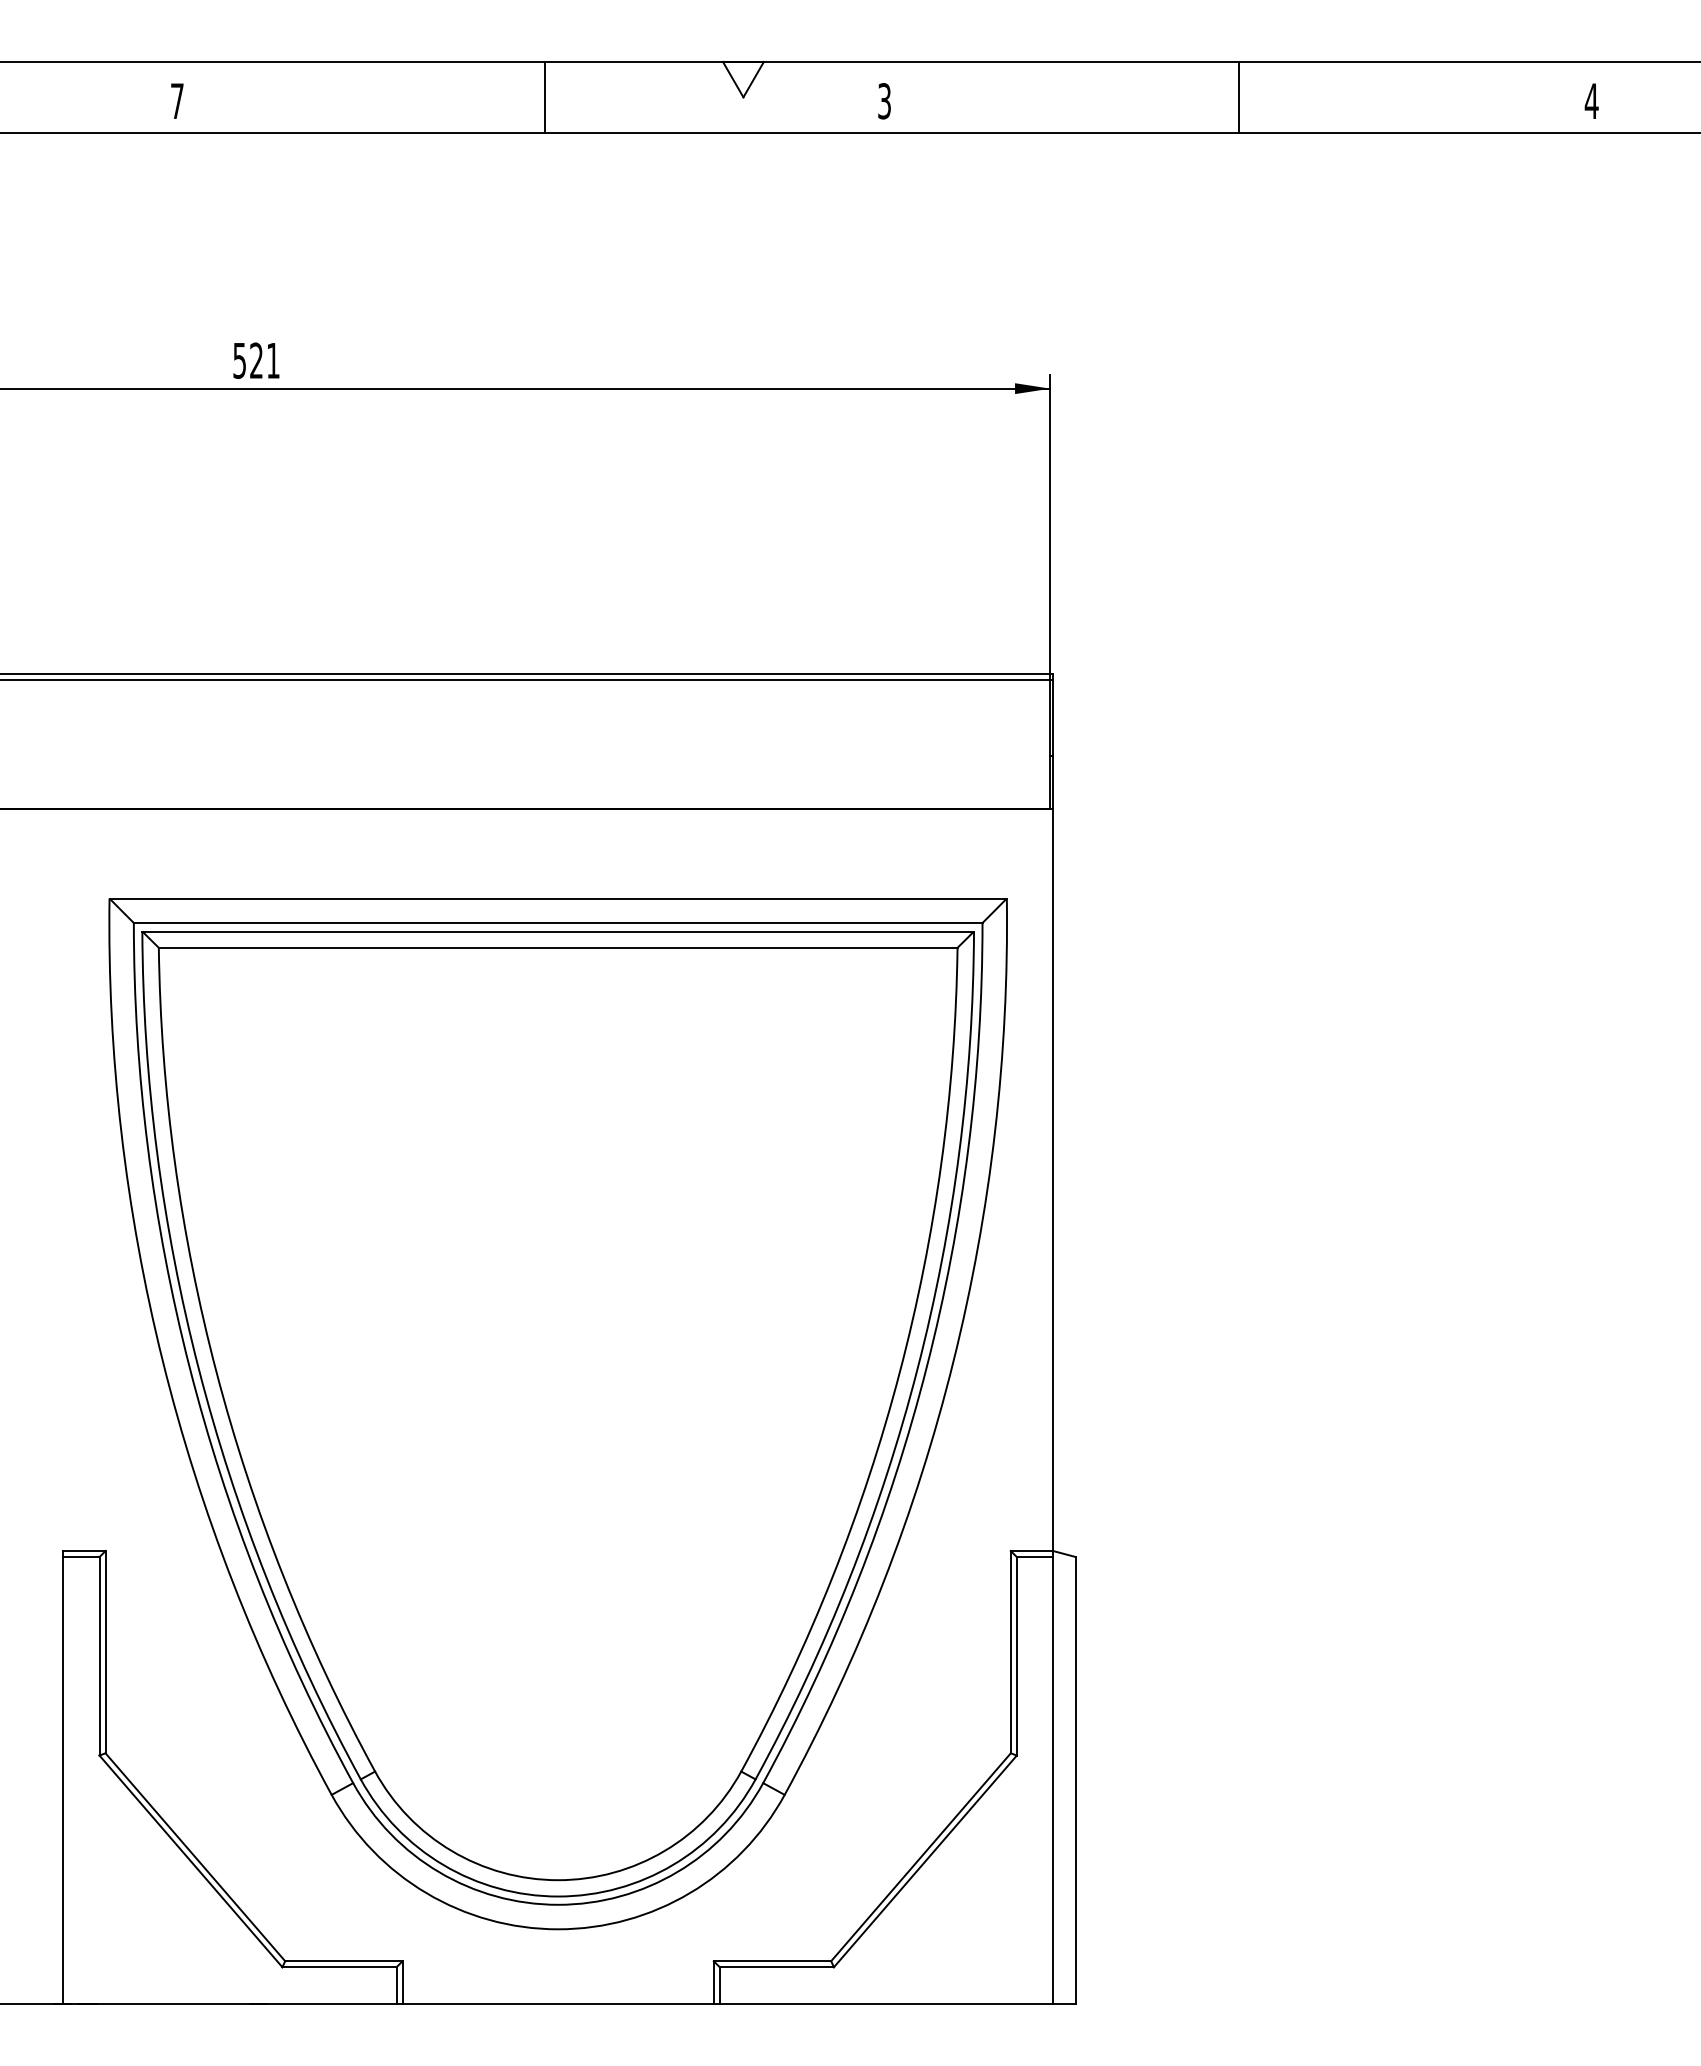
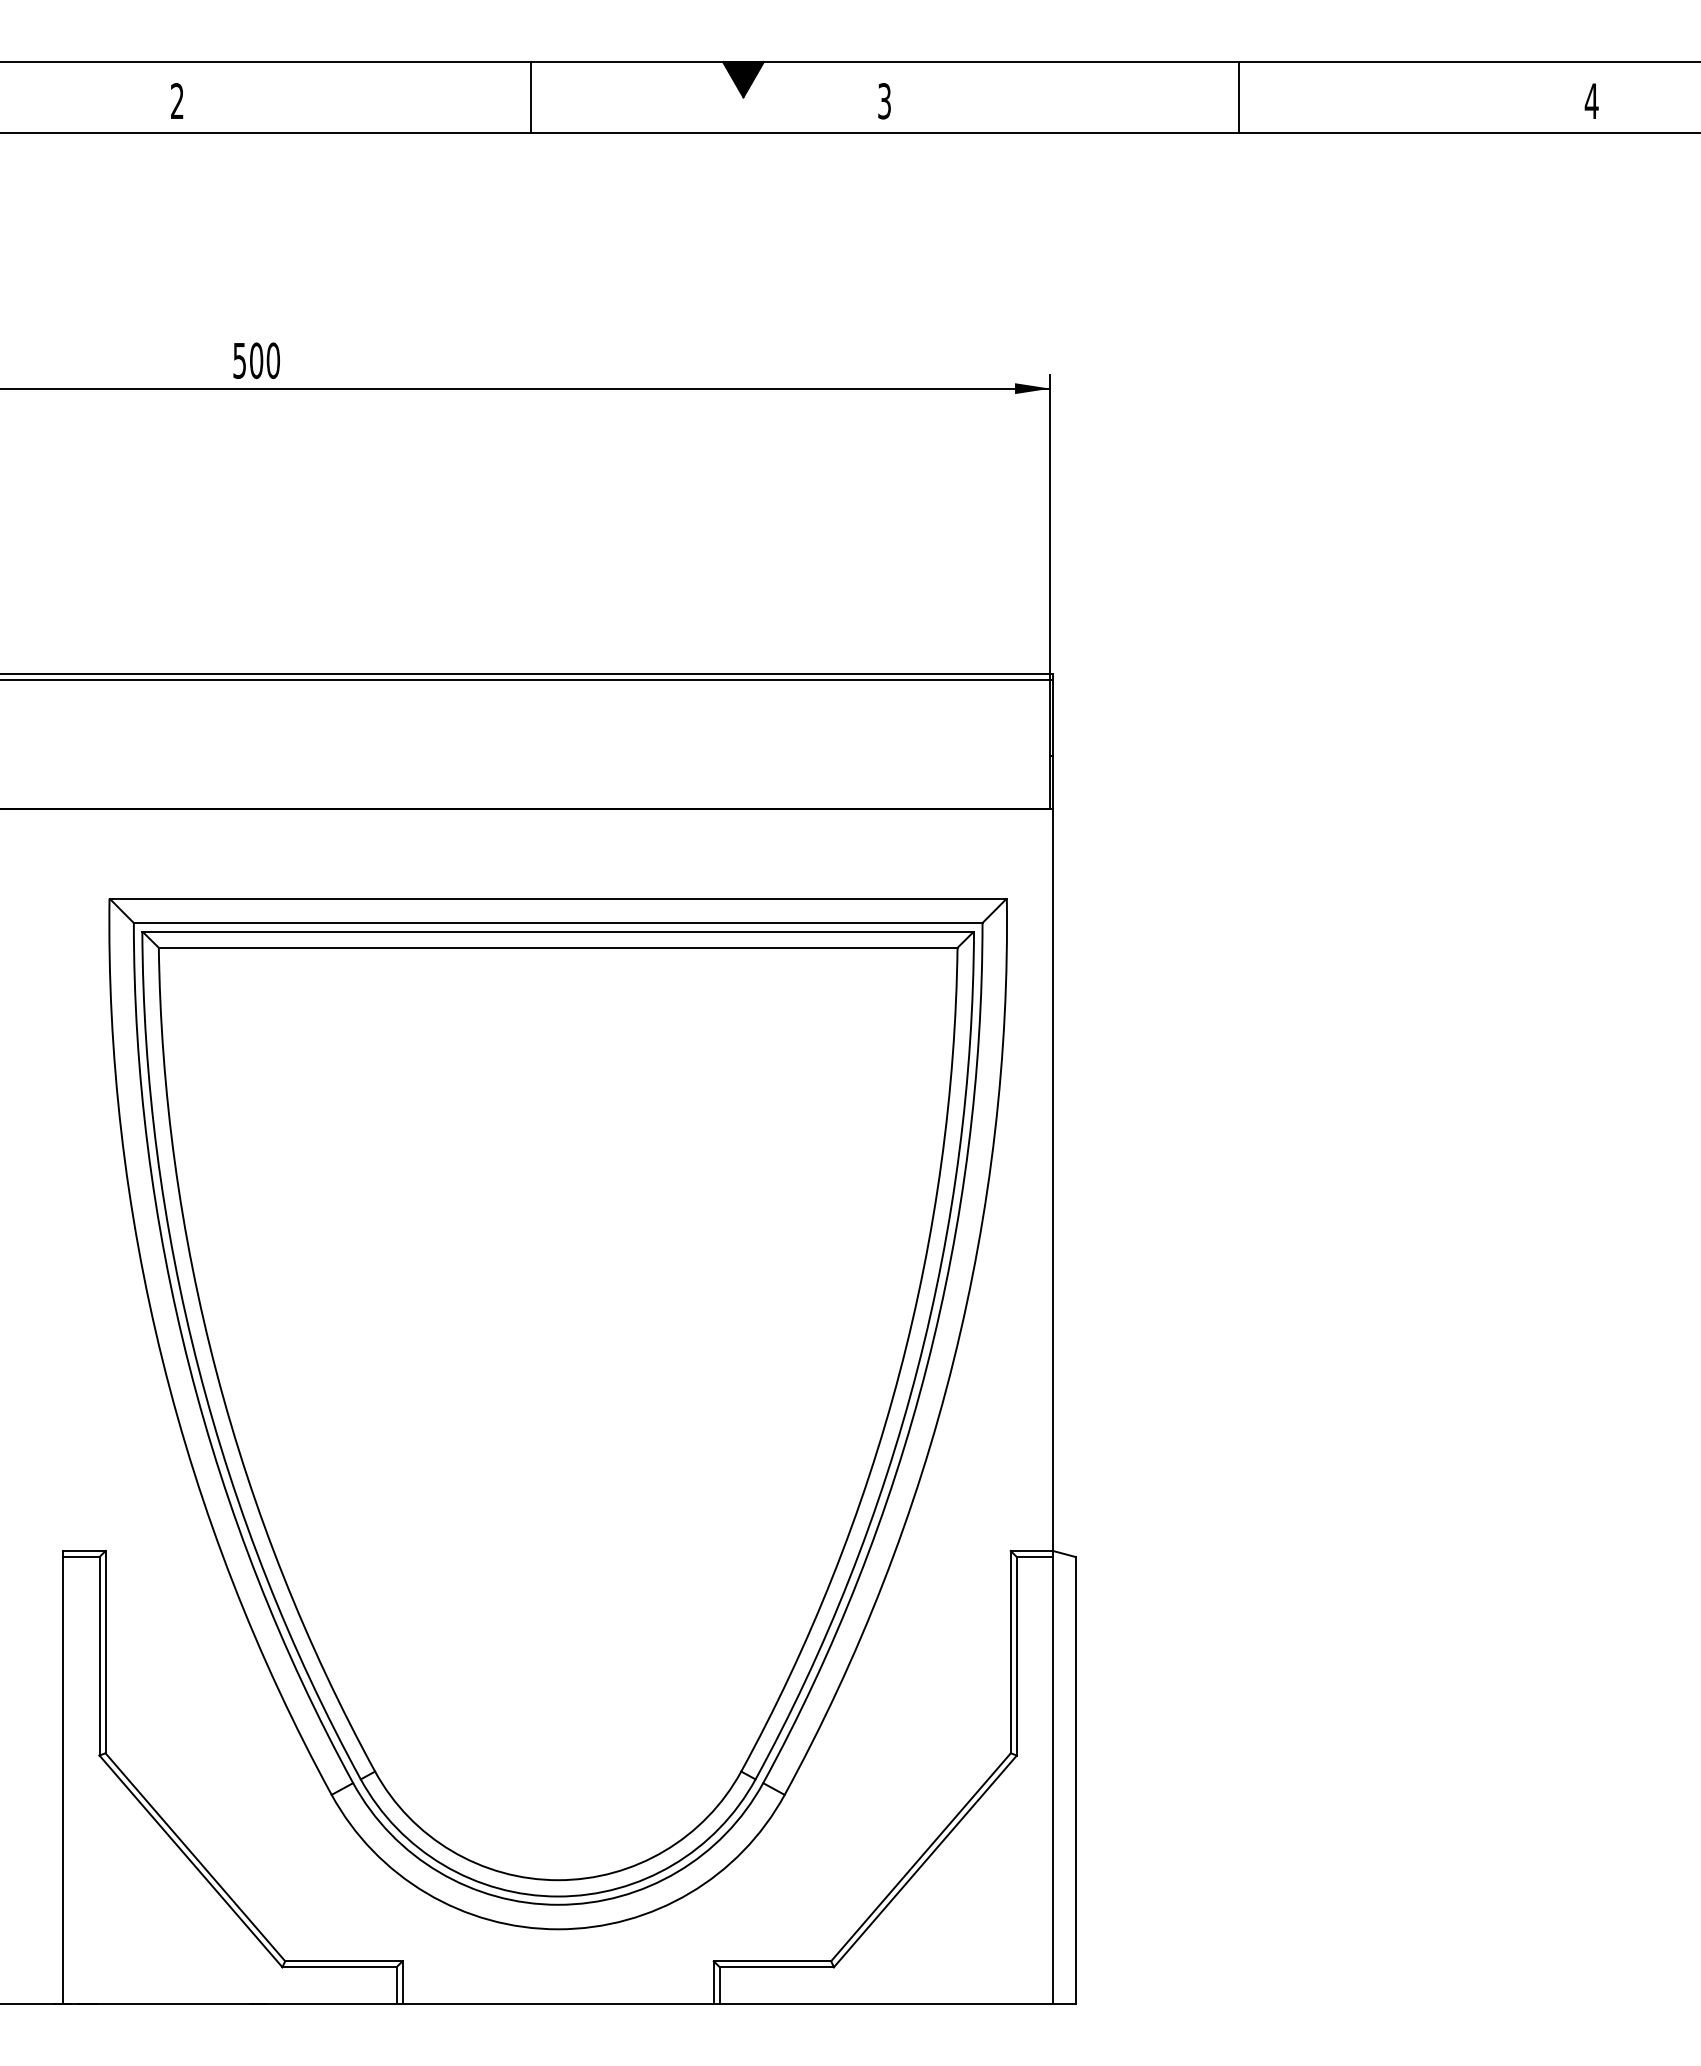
fill: none -> present (743, 79)
line position: (545, 96) -> (531, 96) (531, 96)
text: 7 -> 2 (177, 100)
text: 521 -> 500 (264, 360)
